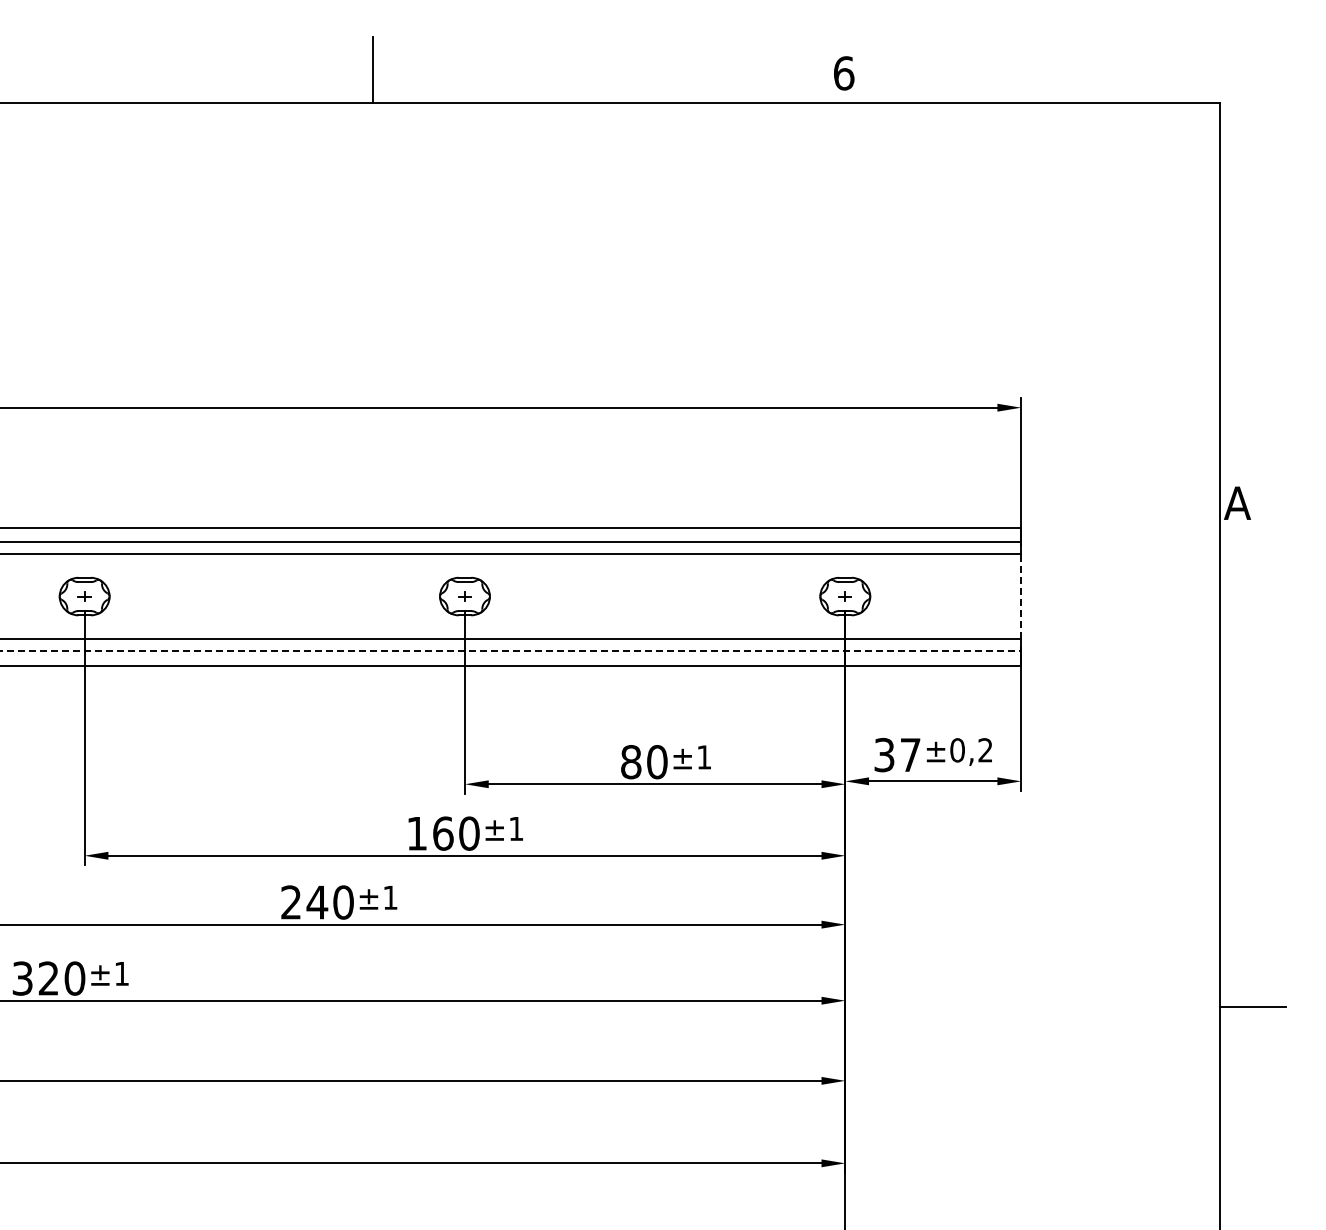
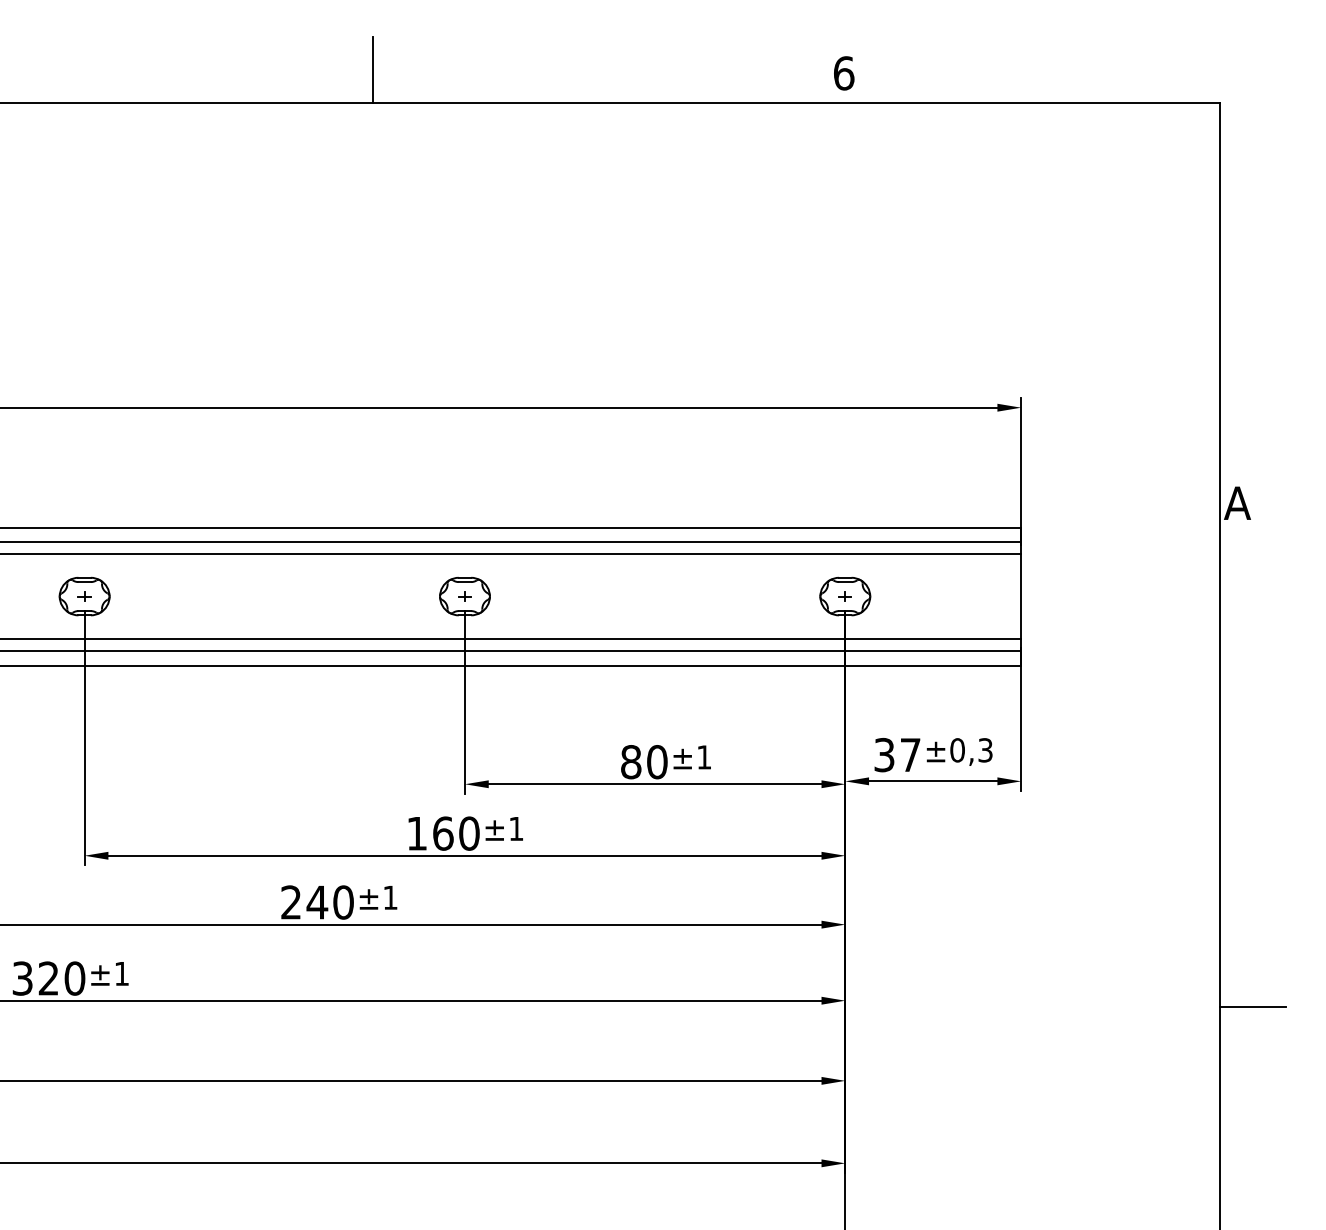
line: dashed -> solid (1021, 596)
line: dashed -> solid (511, 650)
text: ±0,2 -> ±0,3 (985, 750)
